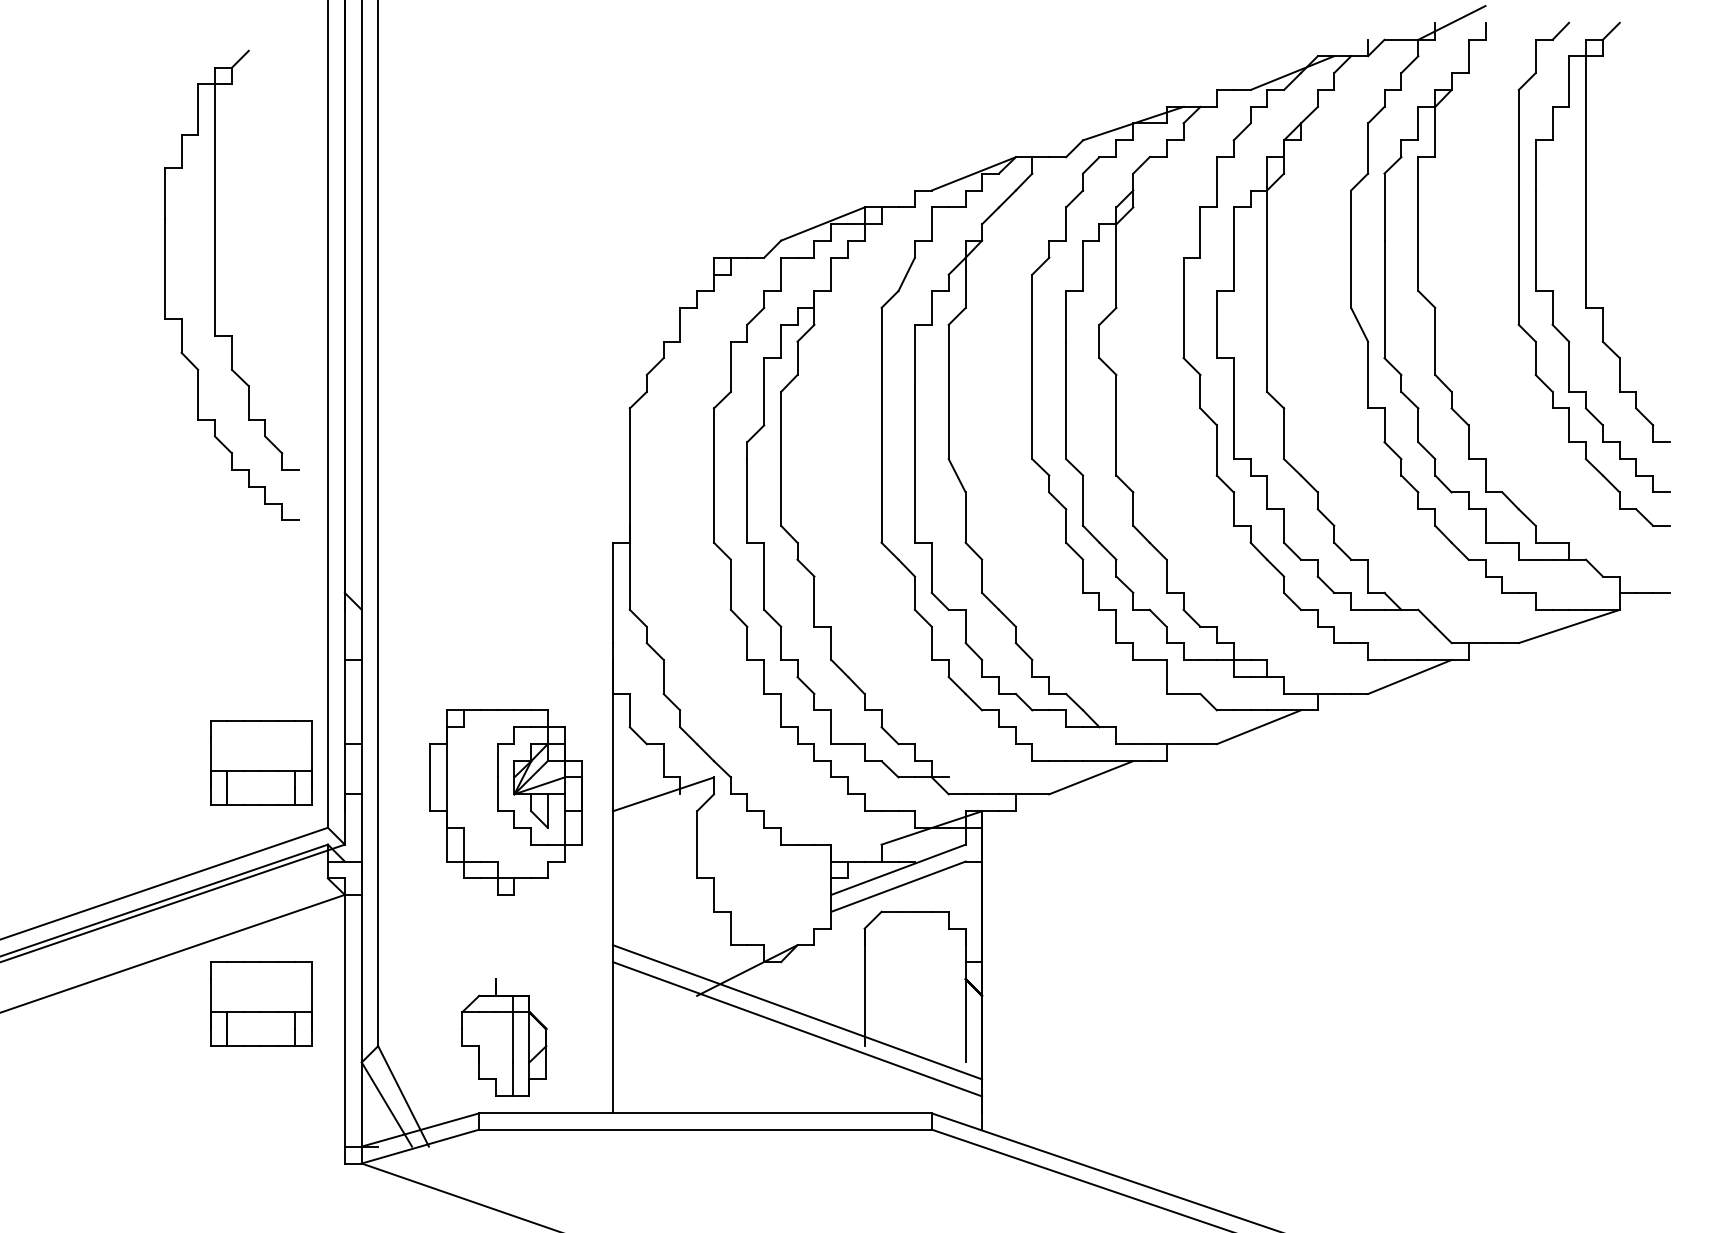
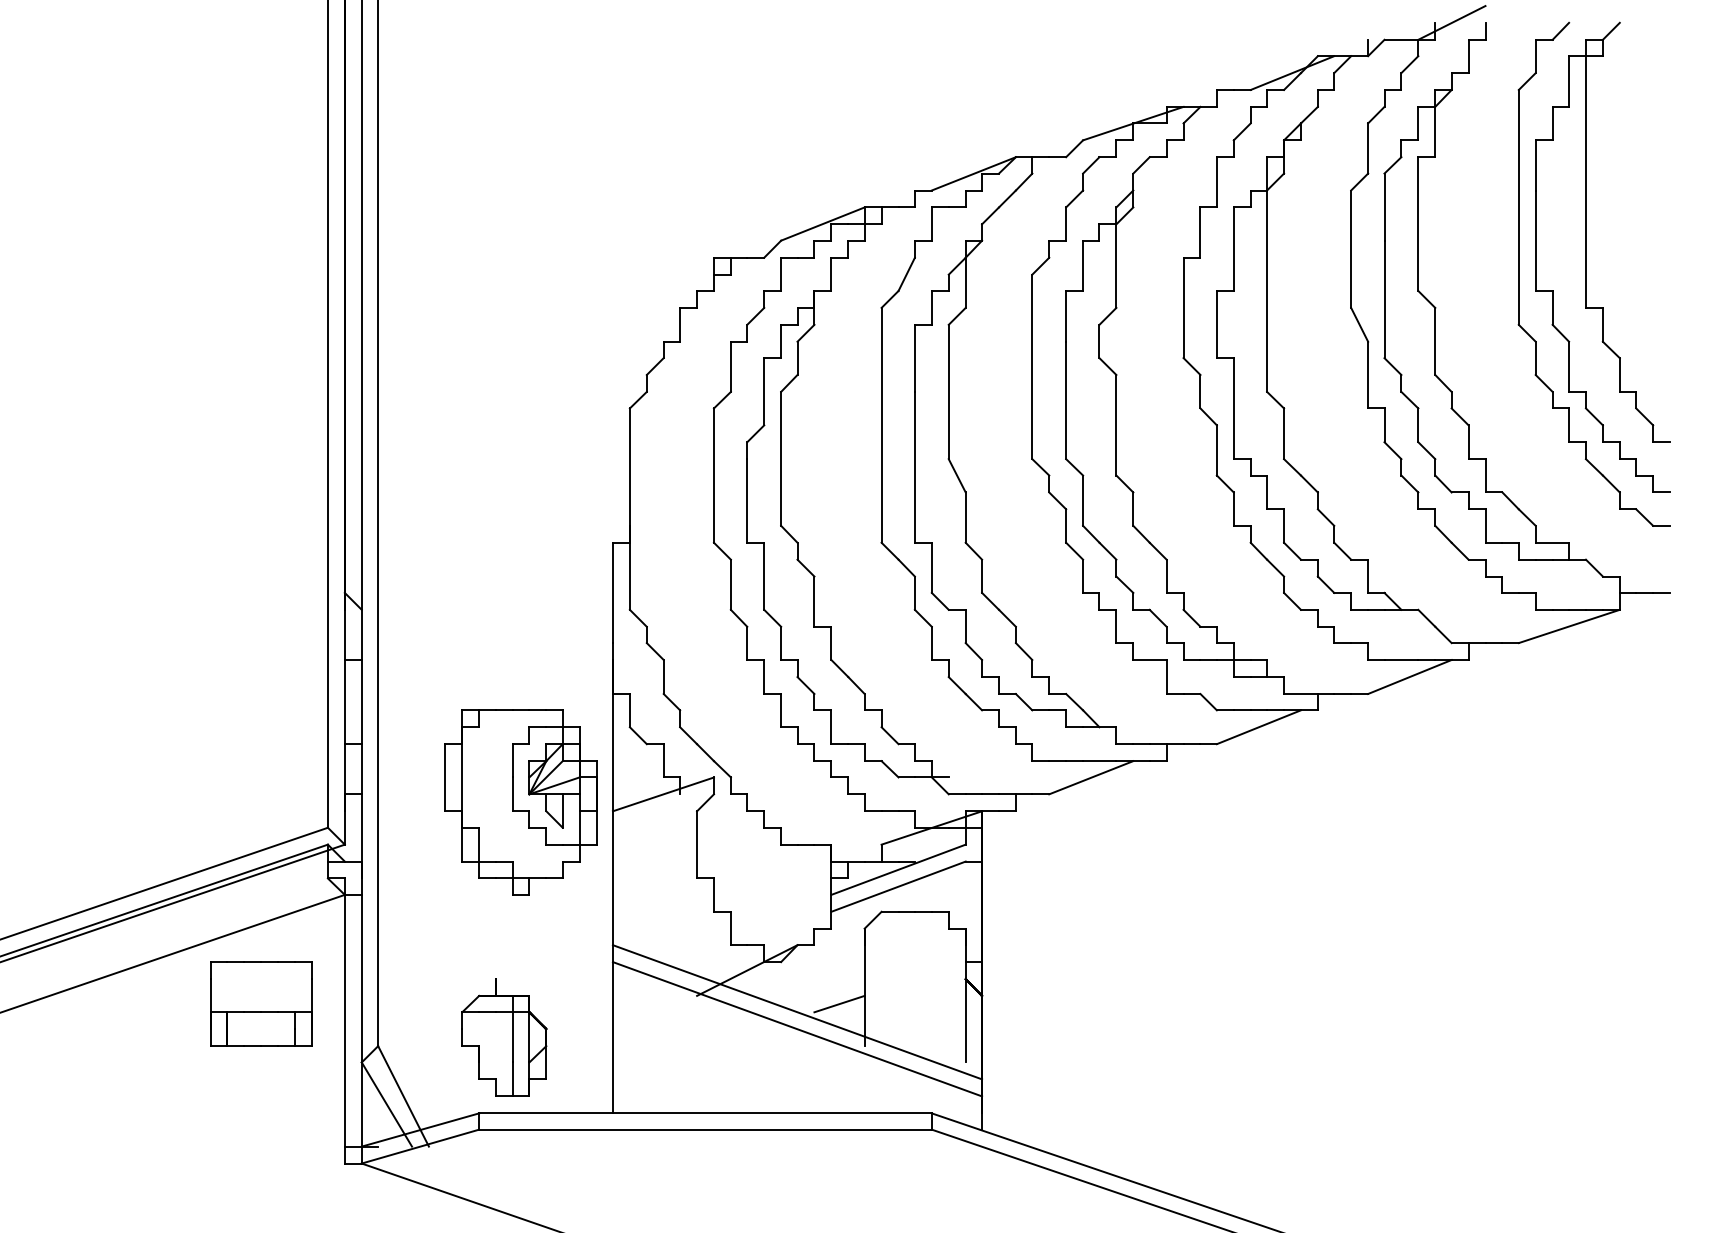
part: present -> none (215, 284)
part: present -> none (261, 762)
part position: (505, 802) -> (520, 802) (520, 802)
line: none -> present (839, 1003)
